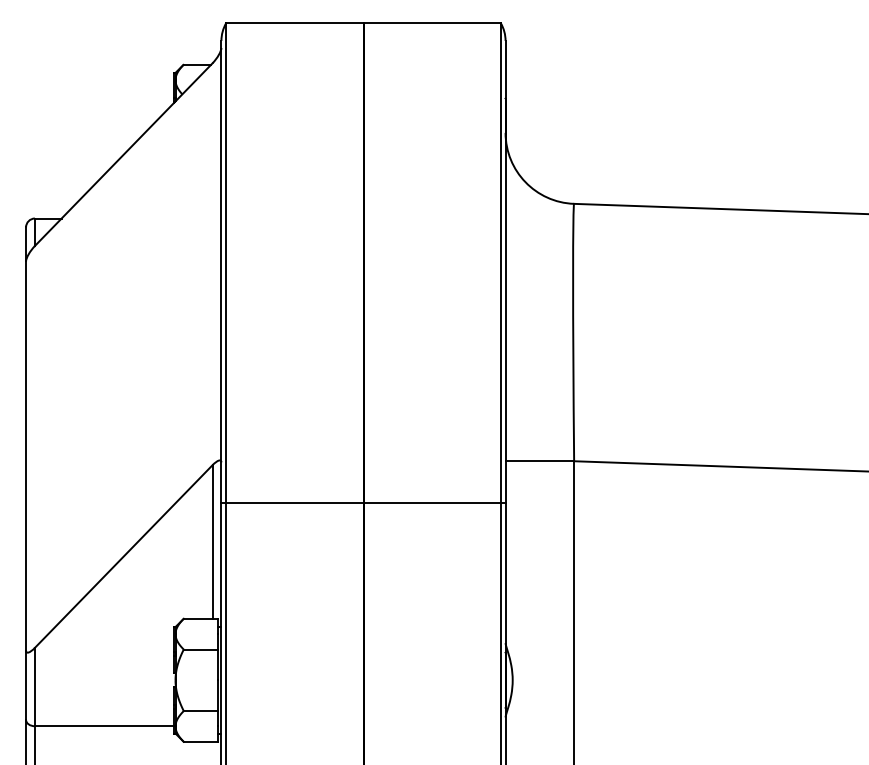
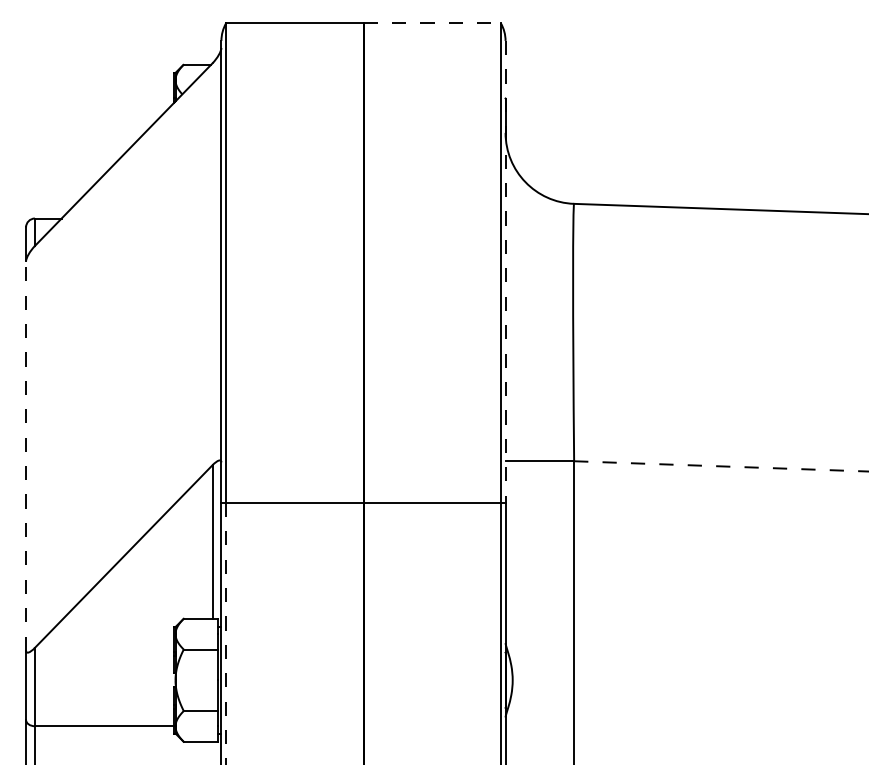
line: solid -> dashed (432, 23)
line: solid -> dashed (505, 271)
line: solid -> dashed (26, 456)
line: solid -> dashed (721, 466)
line: solid -> dashed (226, 633)
